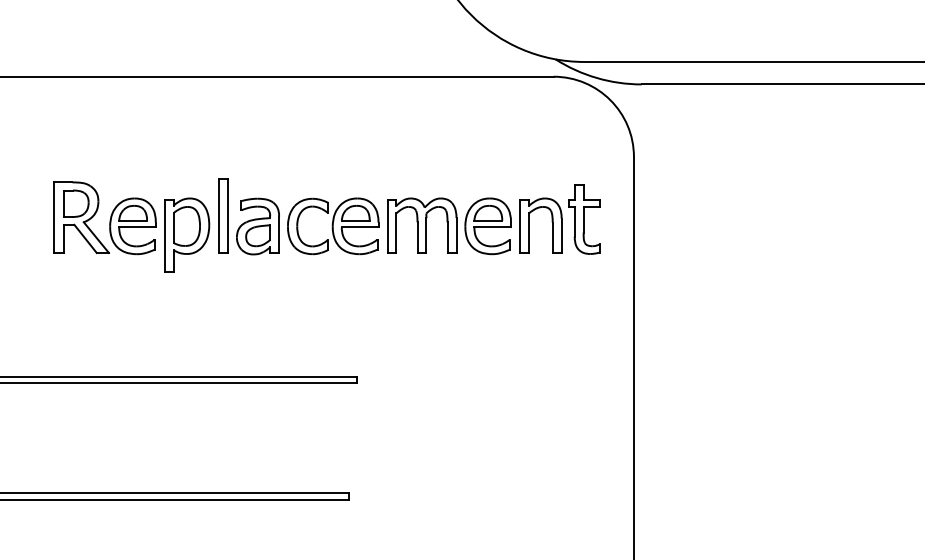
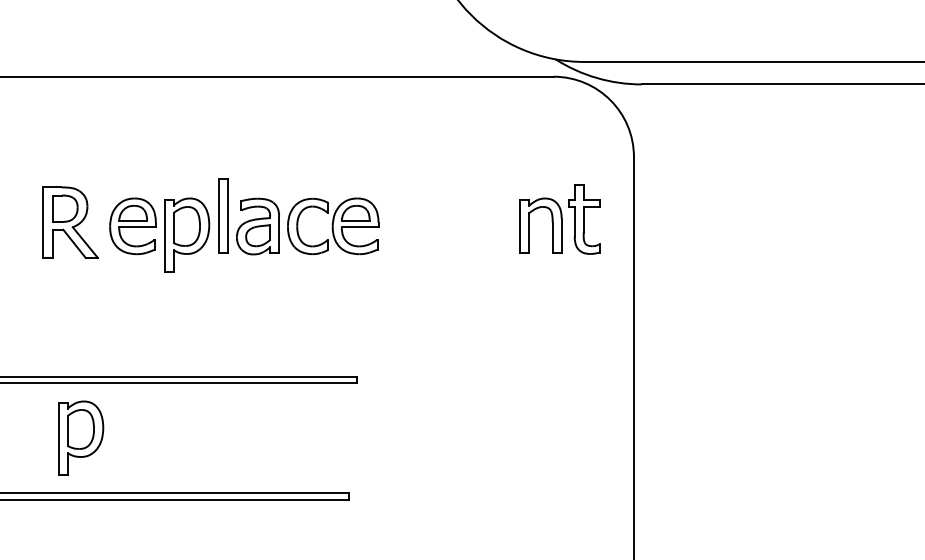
part position: (81, 217) -> (70, 222) (70, 222)
part: present -> none (449, 226)
part: none -> present (81, 437)
